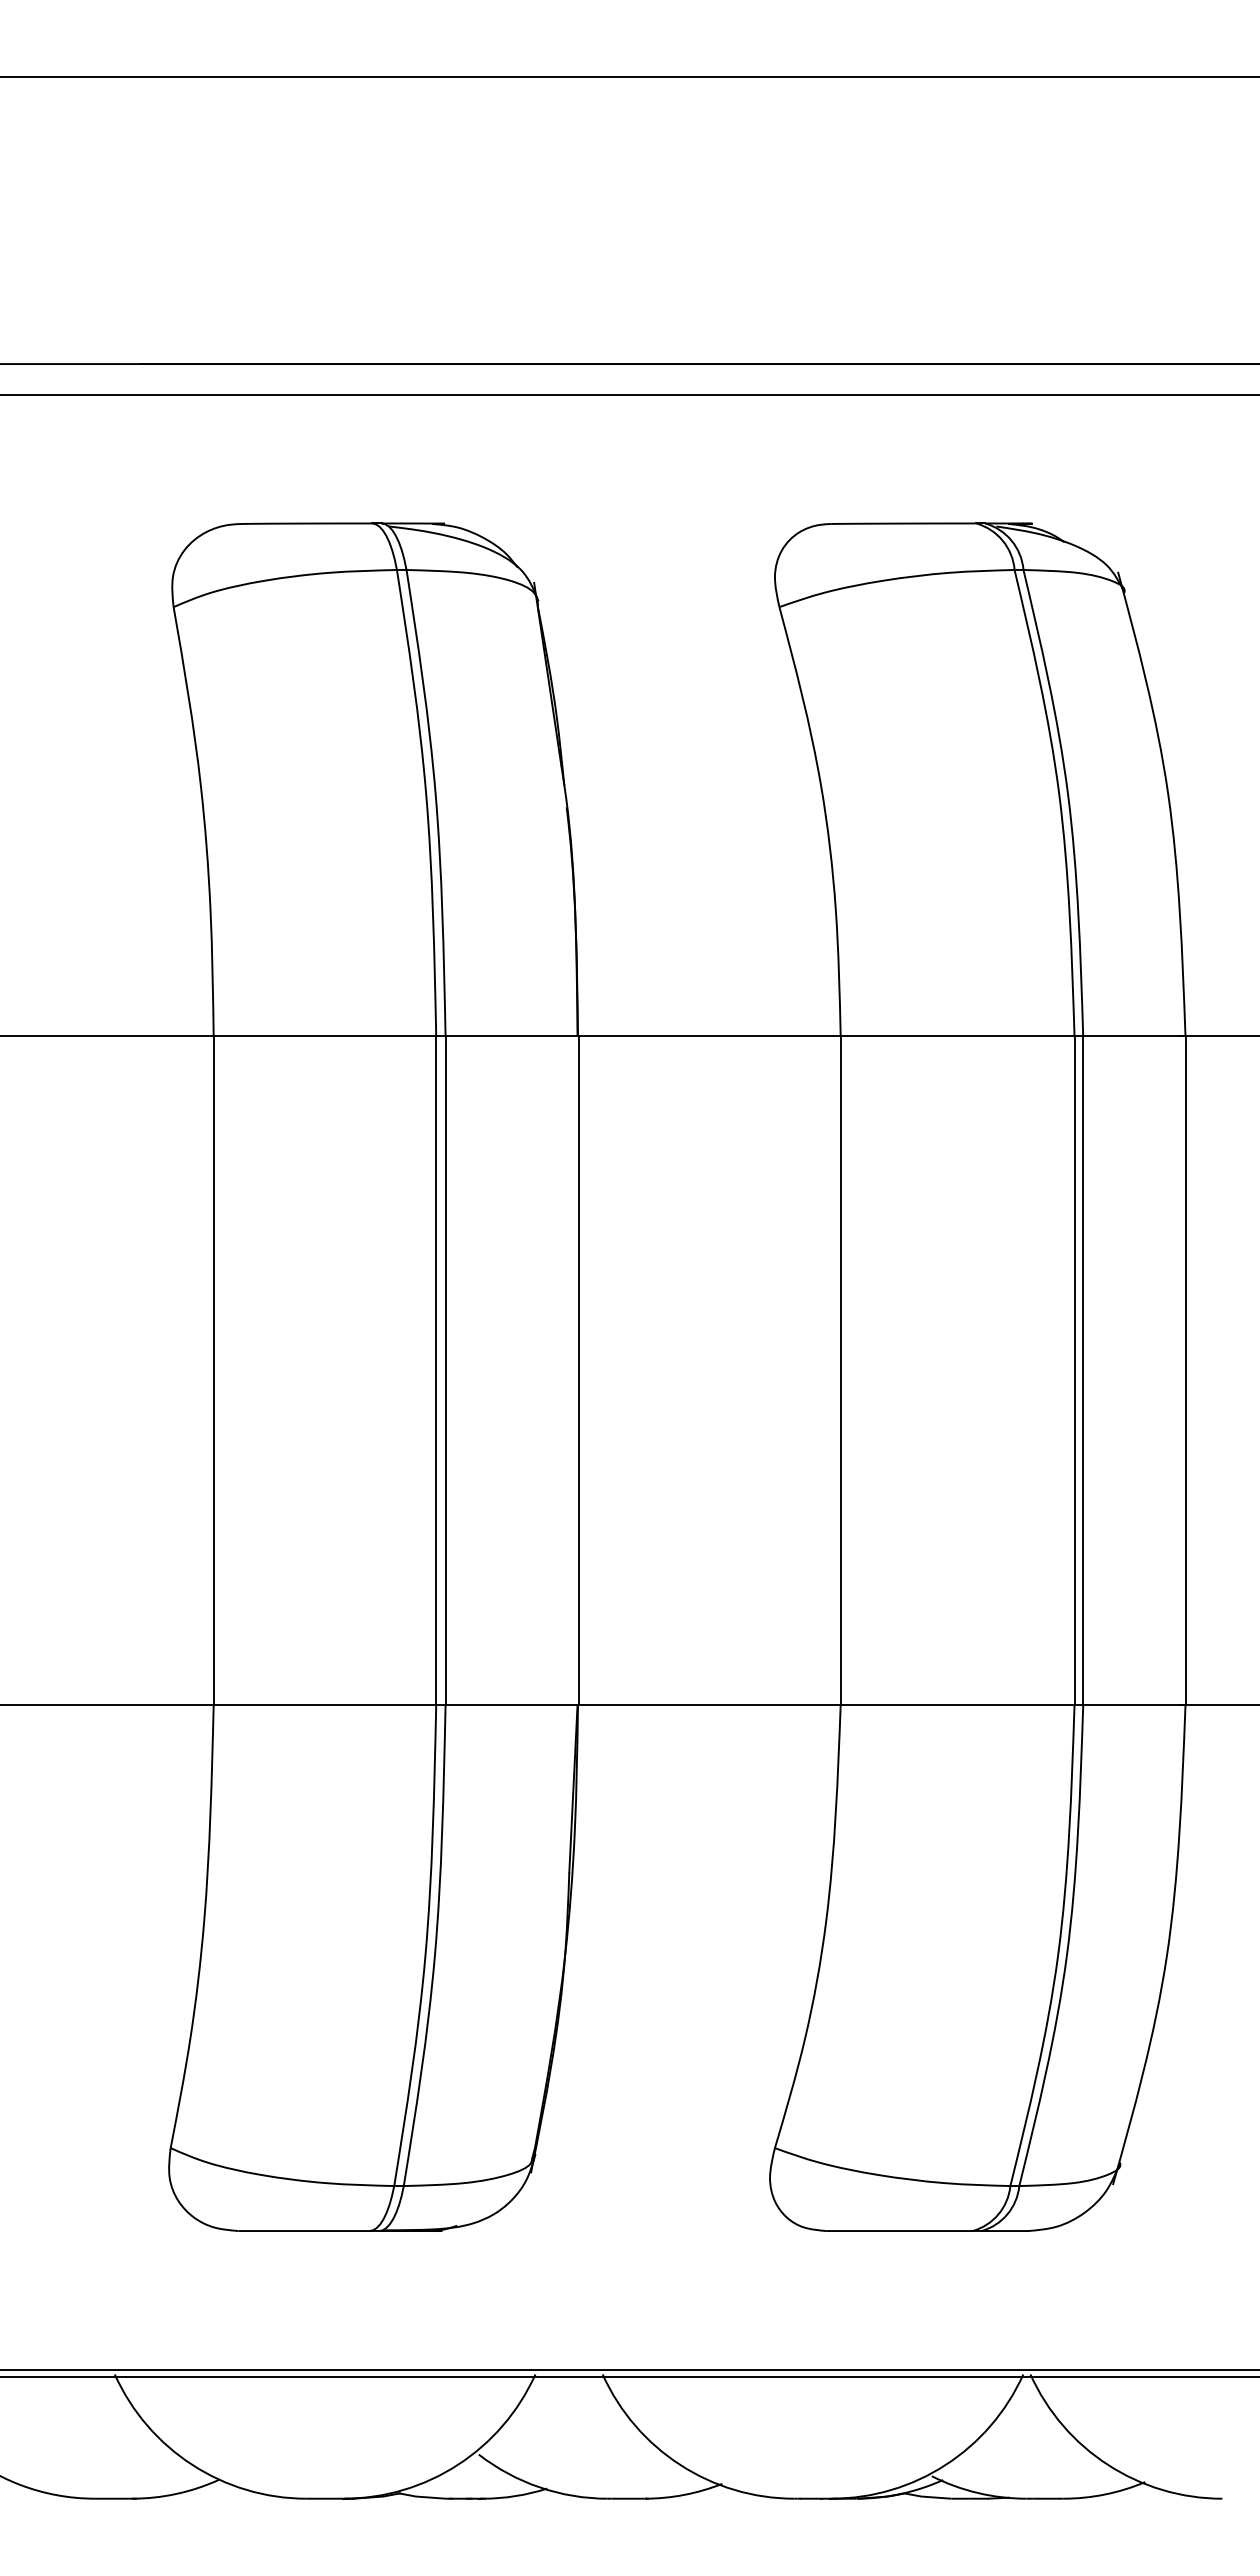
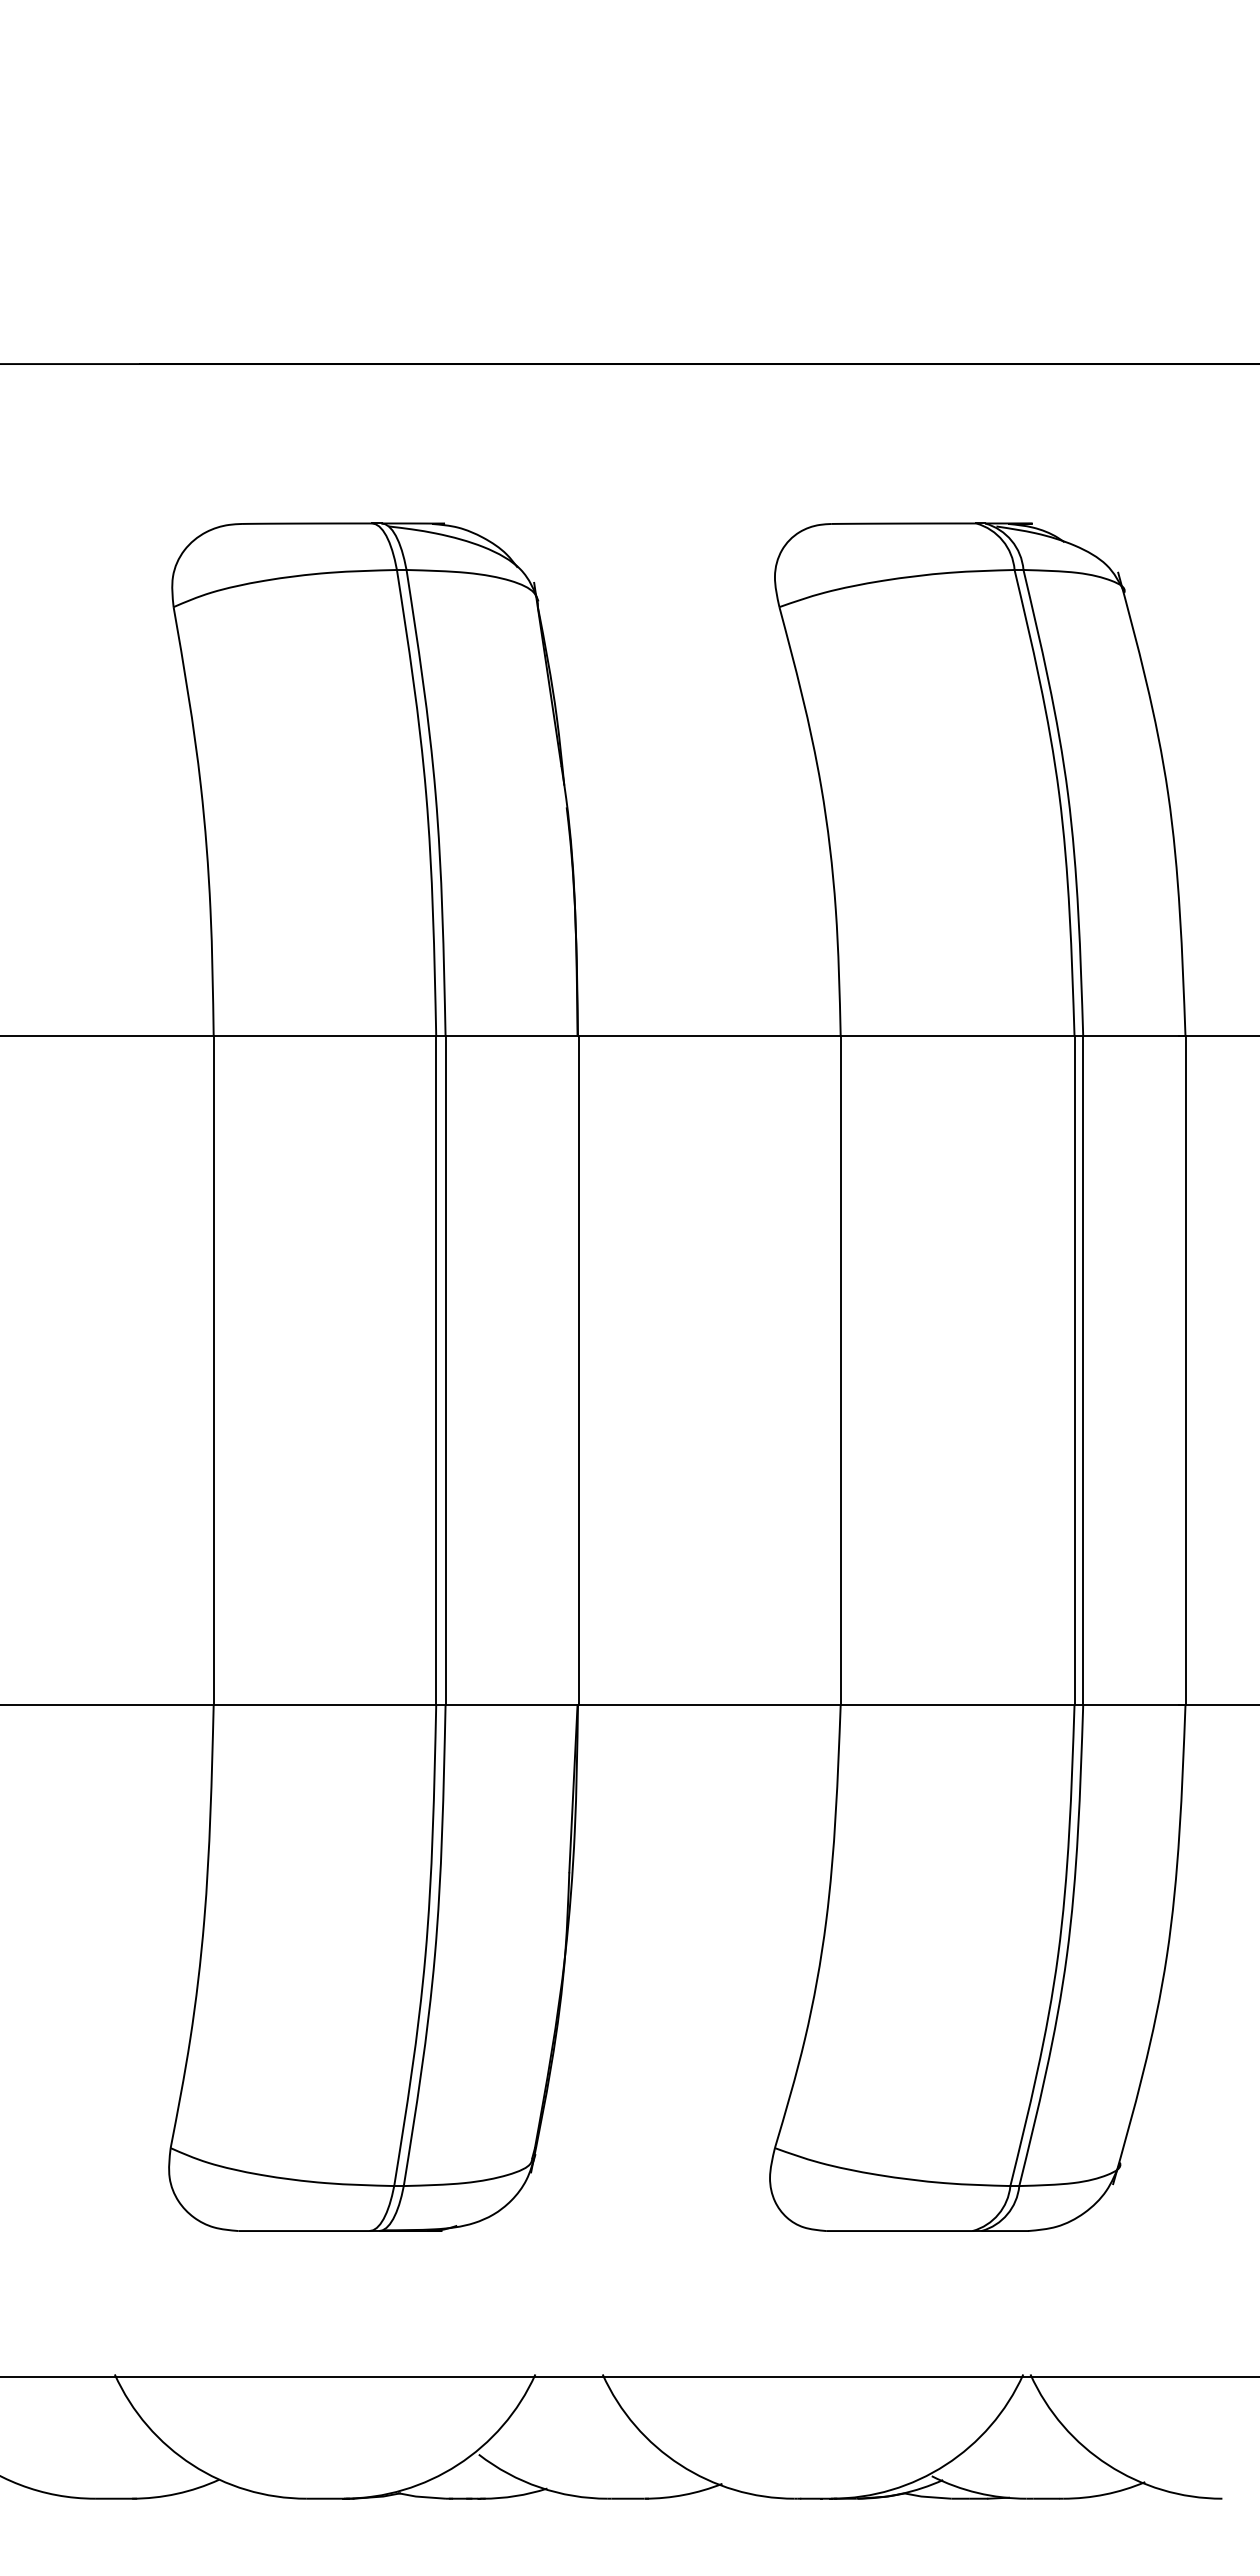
line: present -> none (629, 77)
line: present -> none (629, 395)
line: present -> none (629, 2370)
